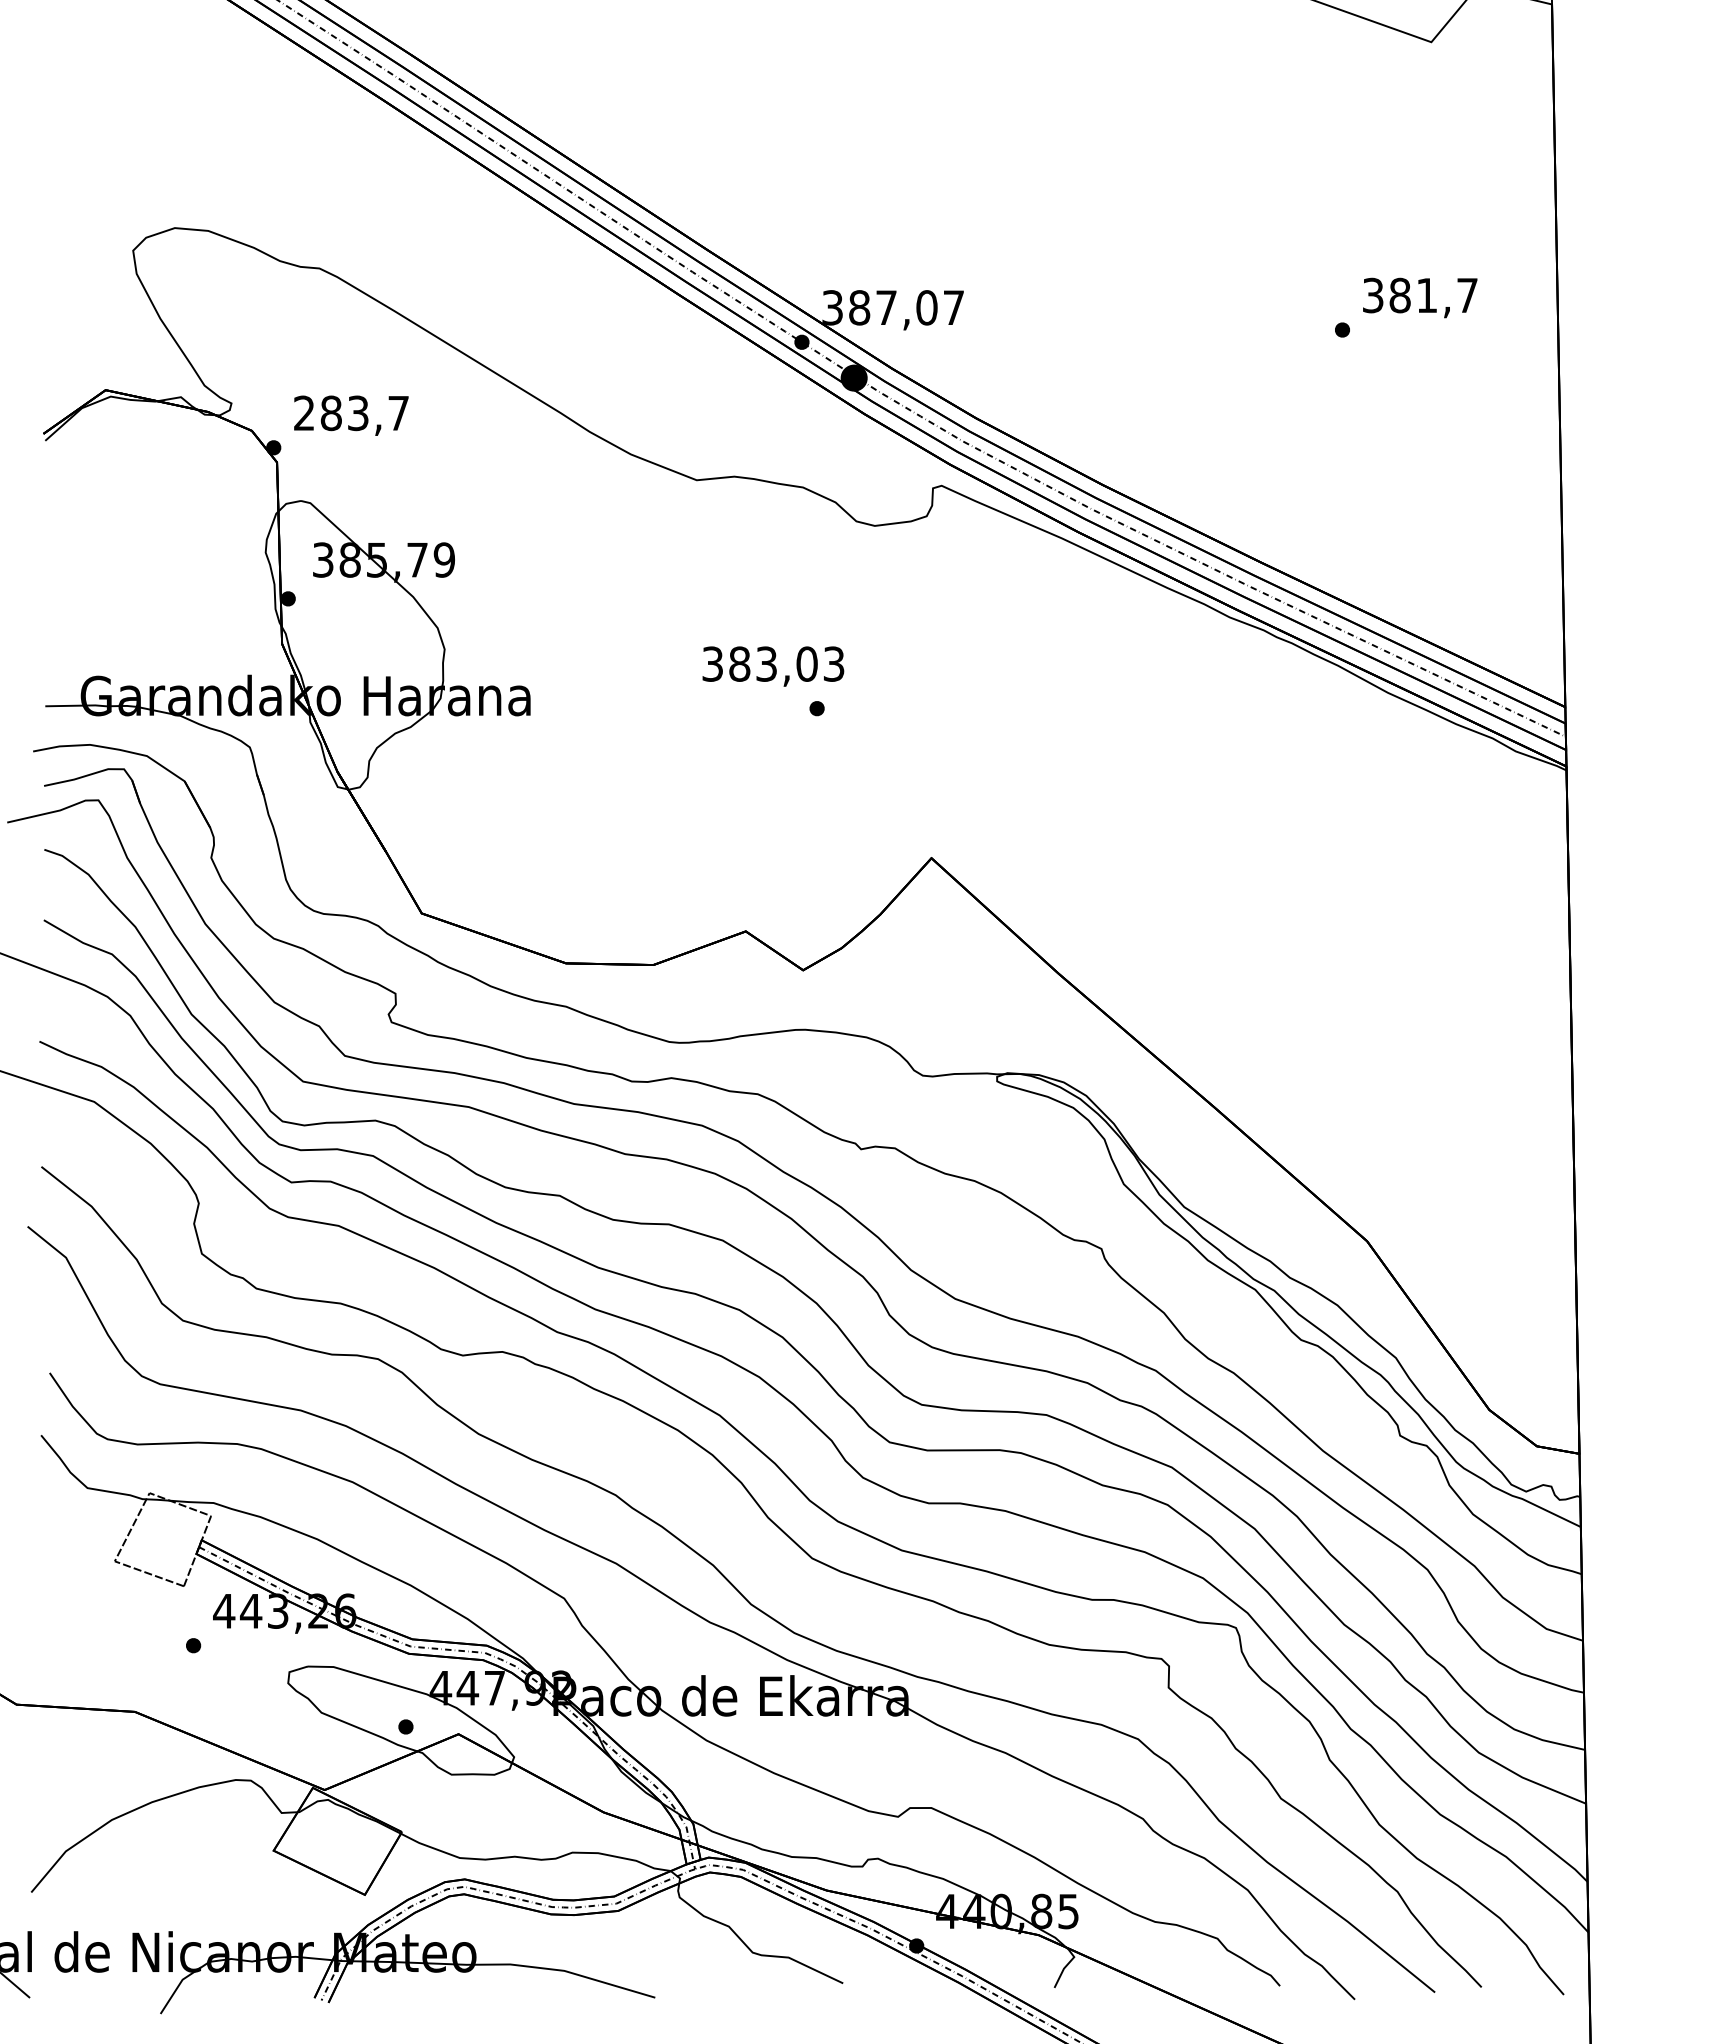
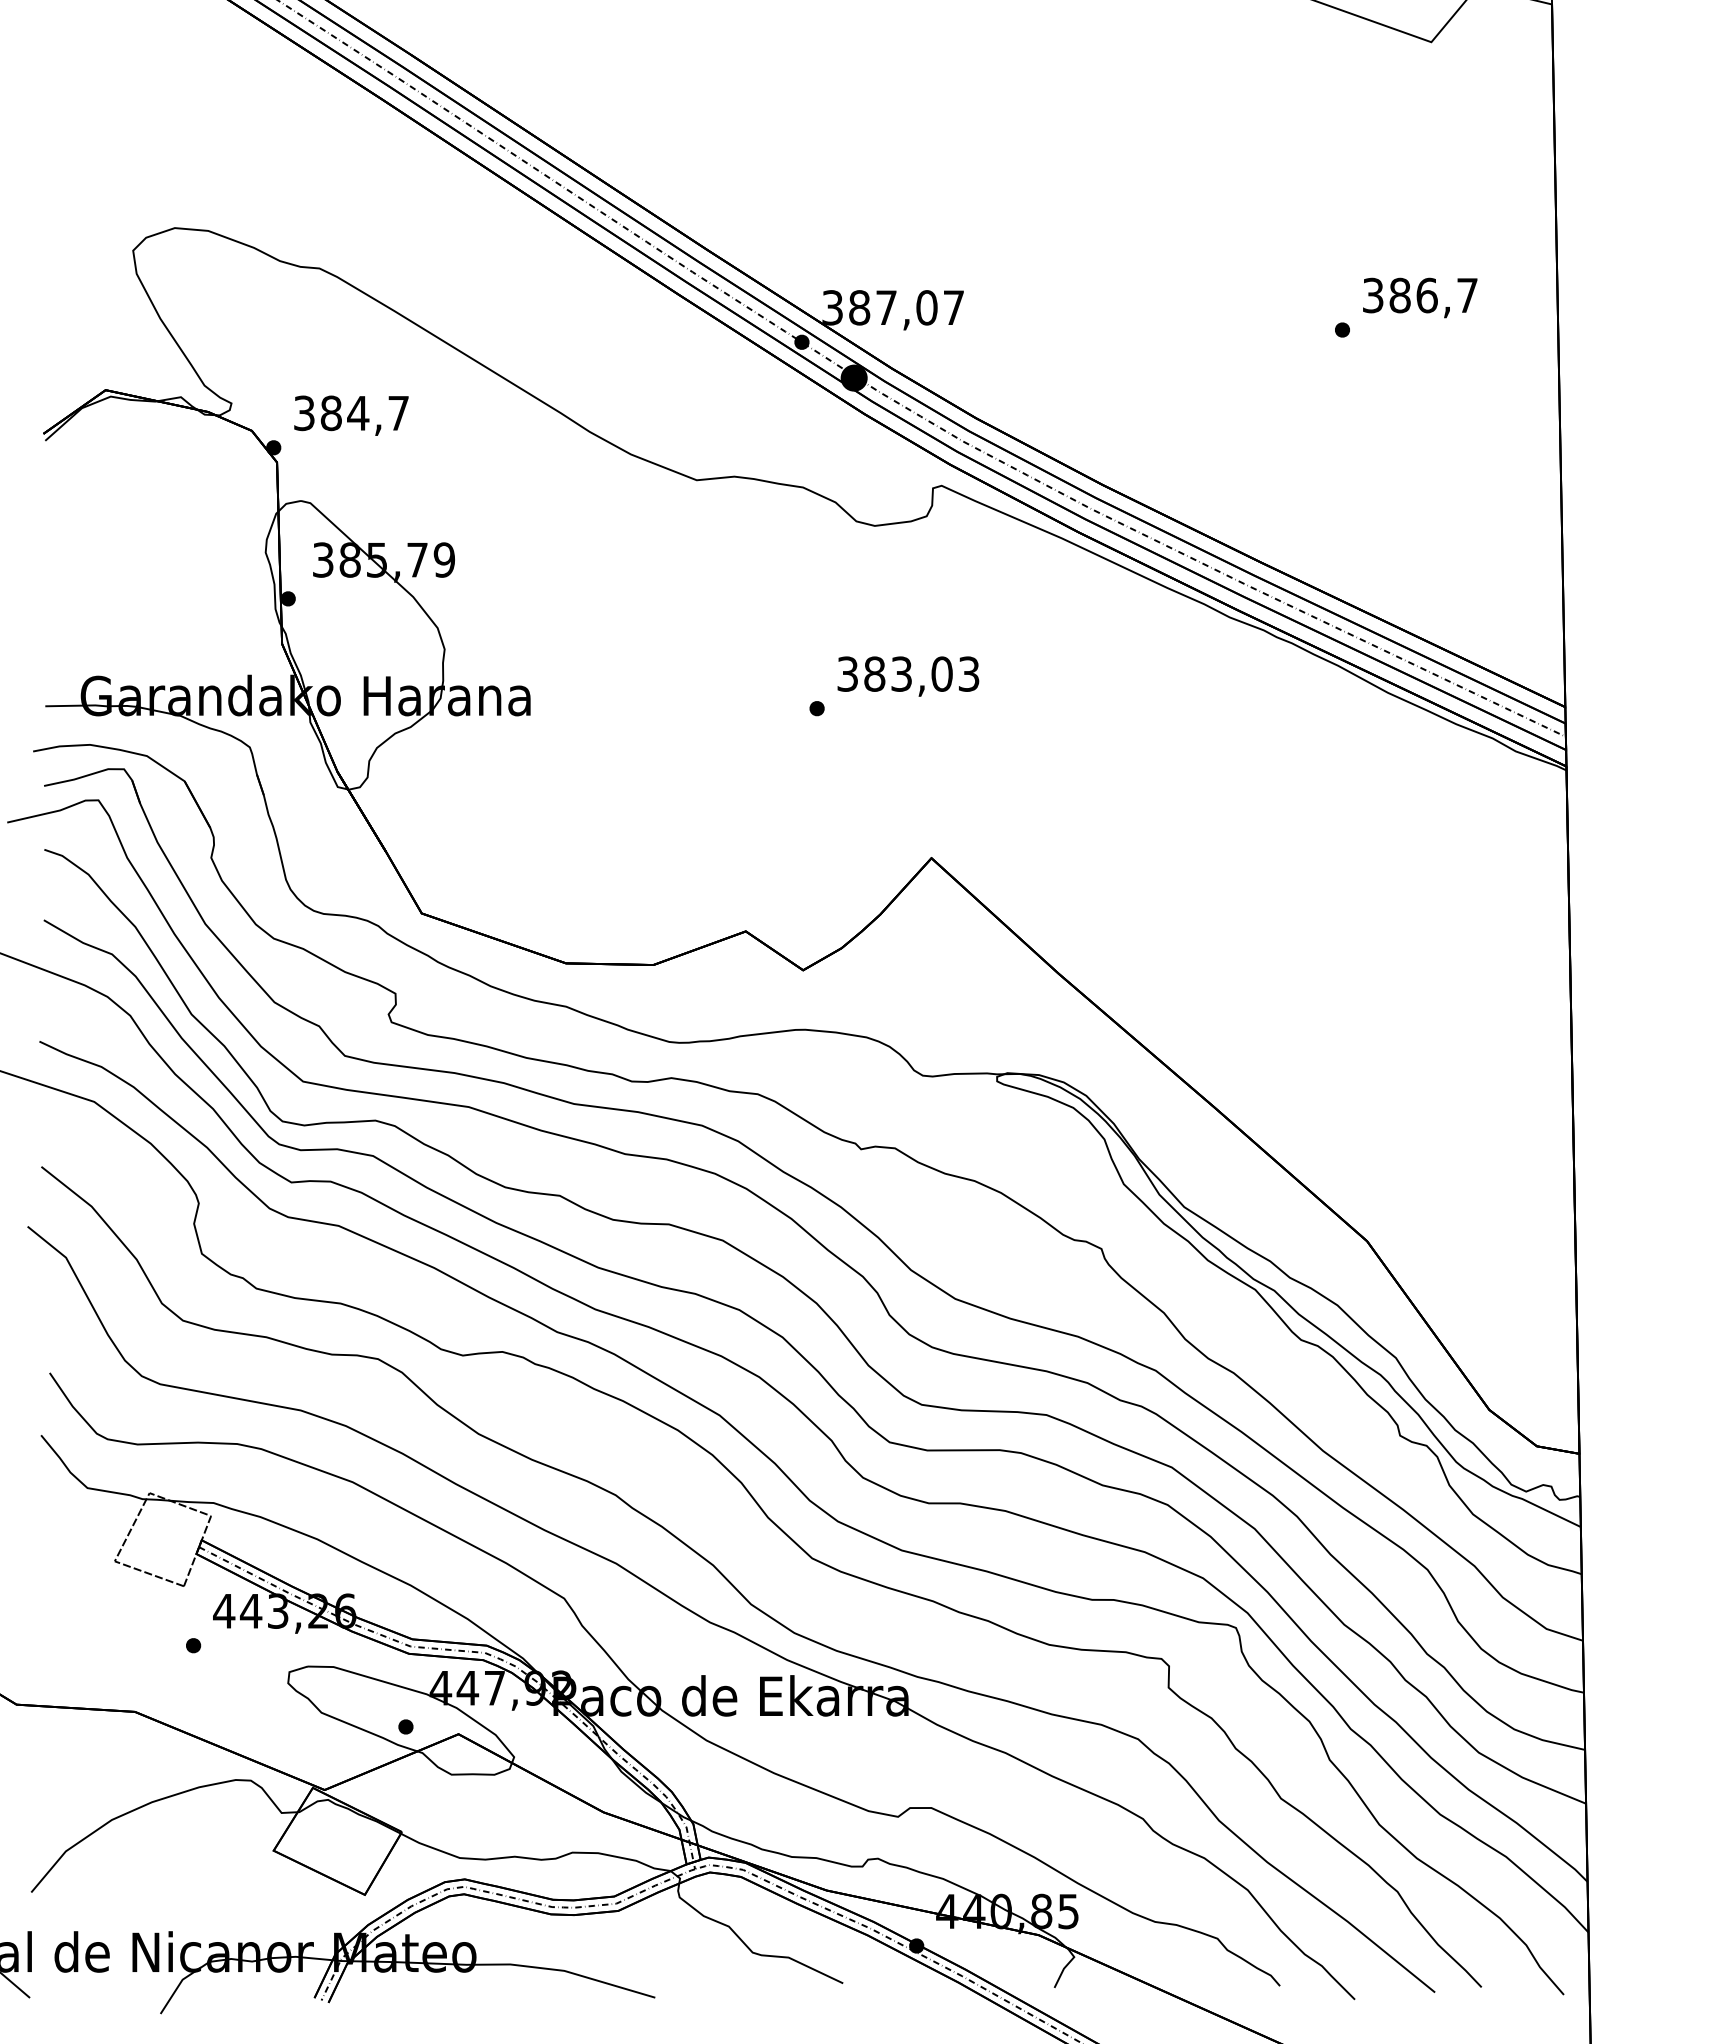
text: 381,7 -> 386,7 (1426, 295)
text: 283,7 -> 384,7 (331, 413)
text position: (773, 666) -> (908, 676) (908, 676)
